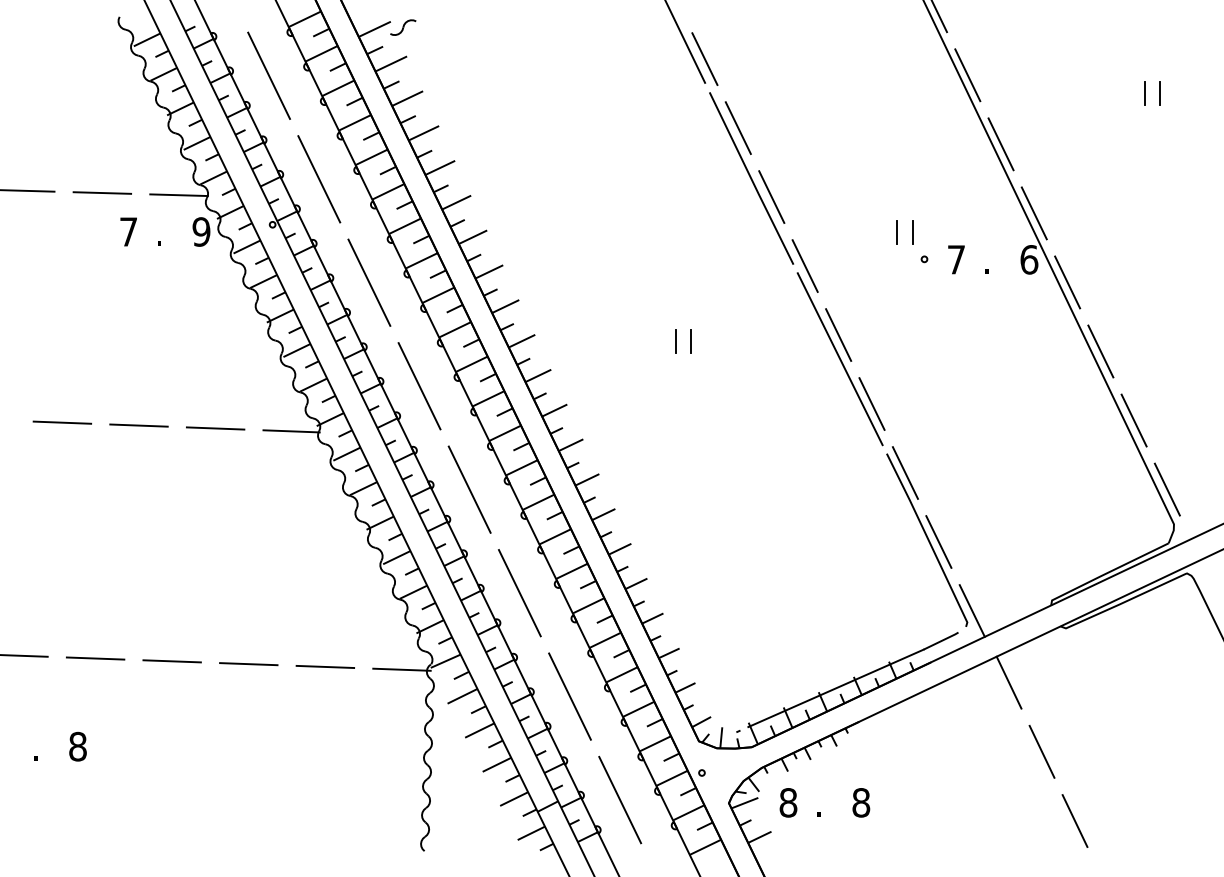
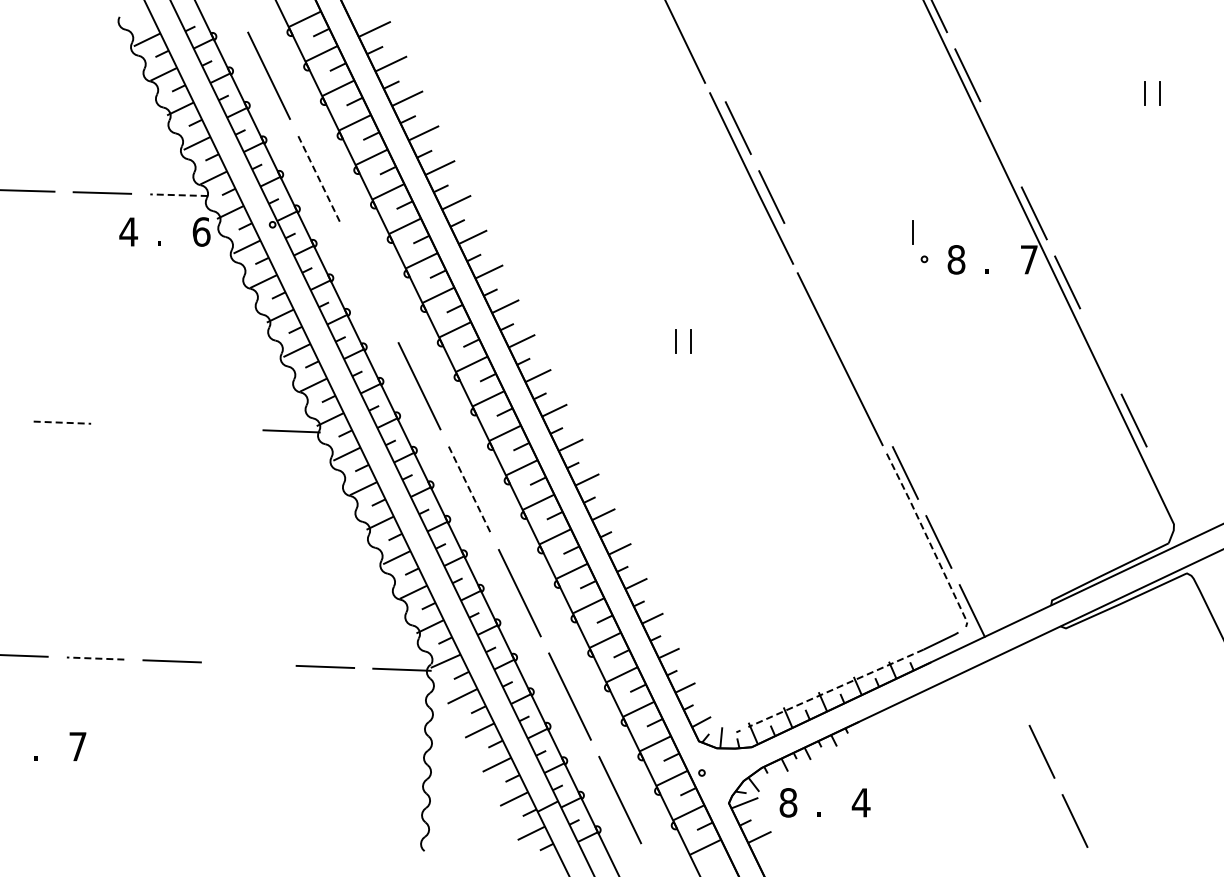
part: present -> none (403, 27)
line: present -> none (704, 59)
line: present -> none (1000, 144)
line: solid -> dashed (319, 179)
line: solid -> dashed (179, 195)
text: 7 -> 4 (128, 231)
text: 9 -> 6 (201, 231)
line: present -> none (896, 232)
text: 7 -> 8 (956, 259)
text: 6 -> 7 (1029, 259)
line: present -> none (804, 265)
line: present -> none (369, 282)
line: present -> none (838, 334)
line: present -> none (1100, 351)
line: present -> none (871, 403)
line: solid -> dashed (62, 422)
line: present -> none (138, 425)
line: present -> none (215, 428)
line: solid -> dashed (469, 489)
line: present -> none (1166, 489)
line: solid -> dashed (928, 540)
line: solid -> dashed (95, 658)
line: present -> none (248, 664)
line: present -> none (1008, 682)
line: solid -> dashed (836, 688)
text: 8 -> 7 (77, 746)
text: 8 -> 4 (860, 802)
